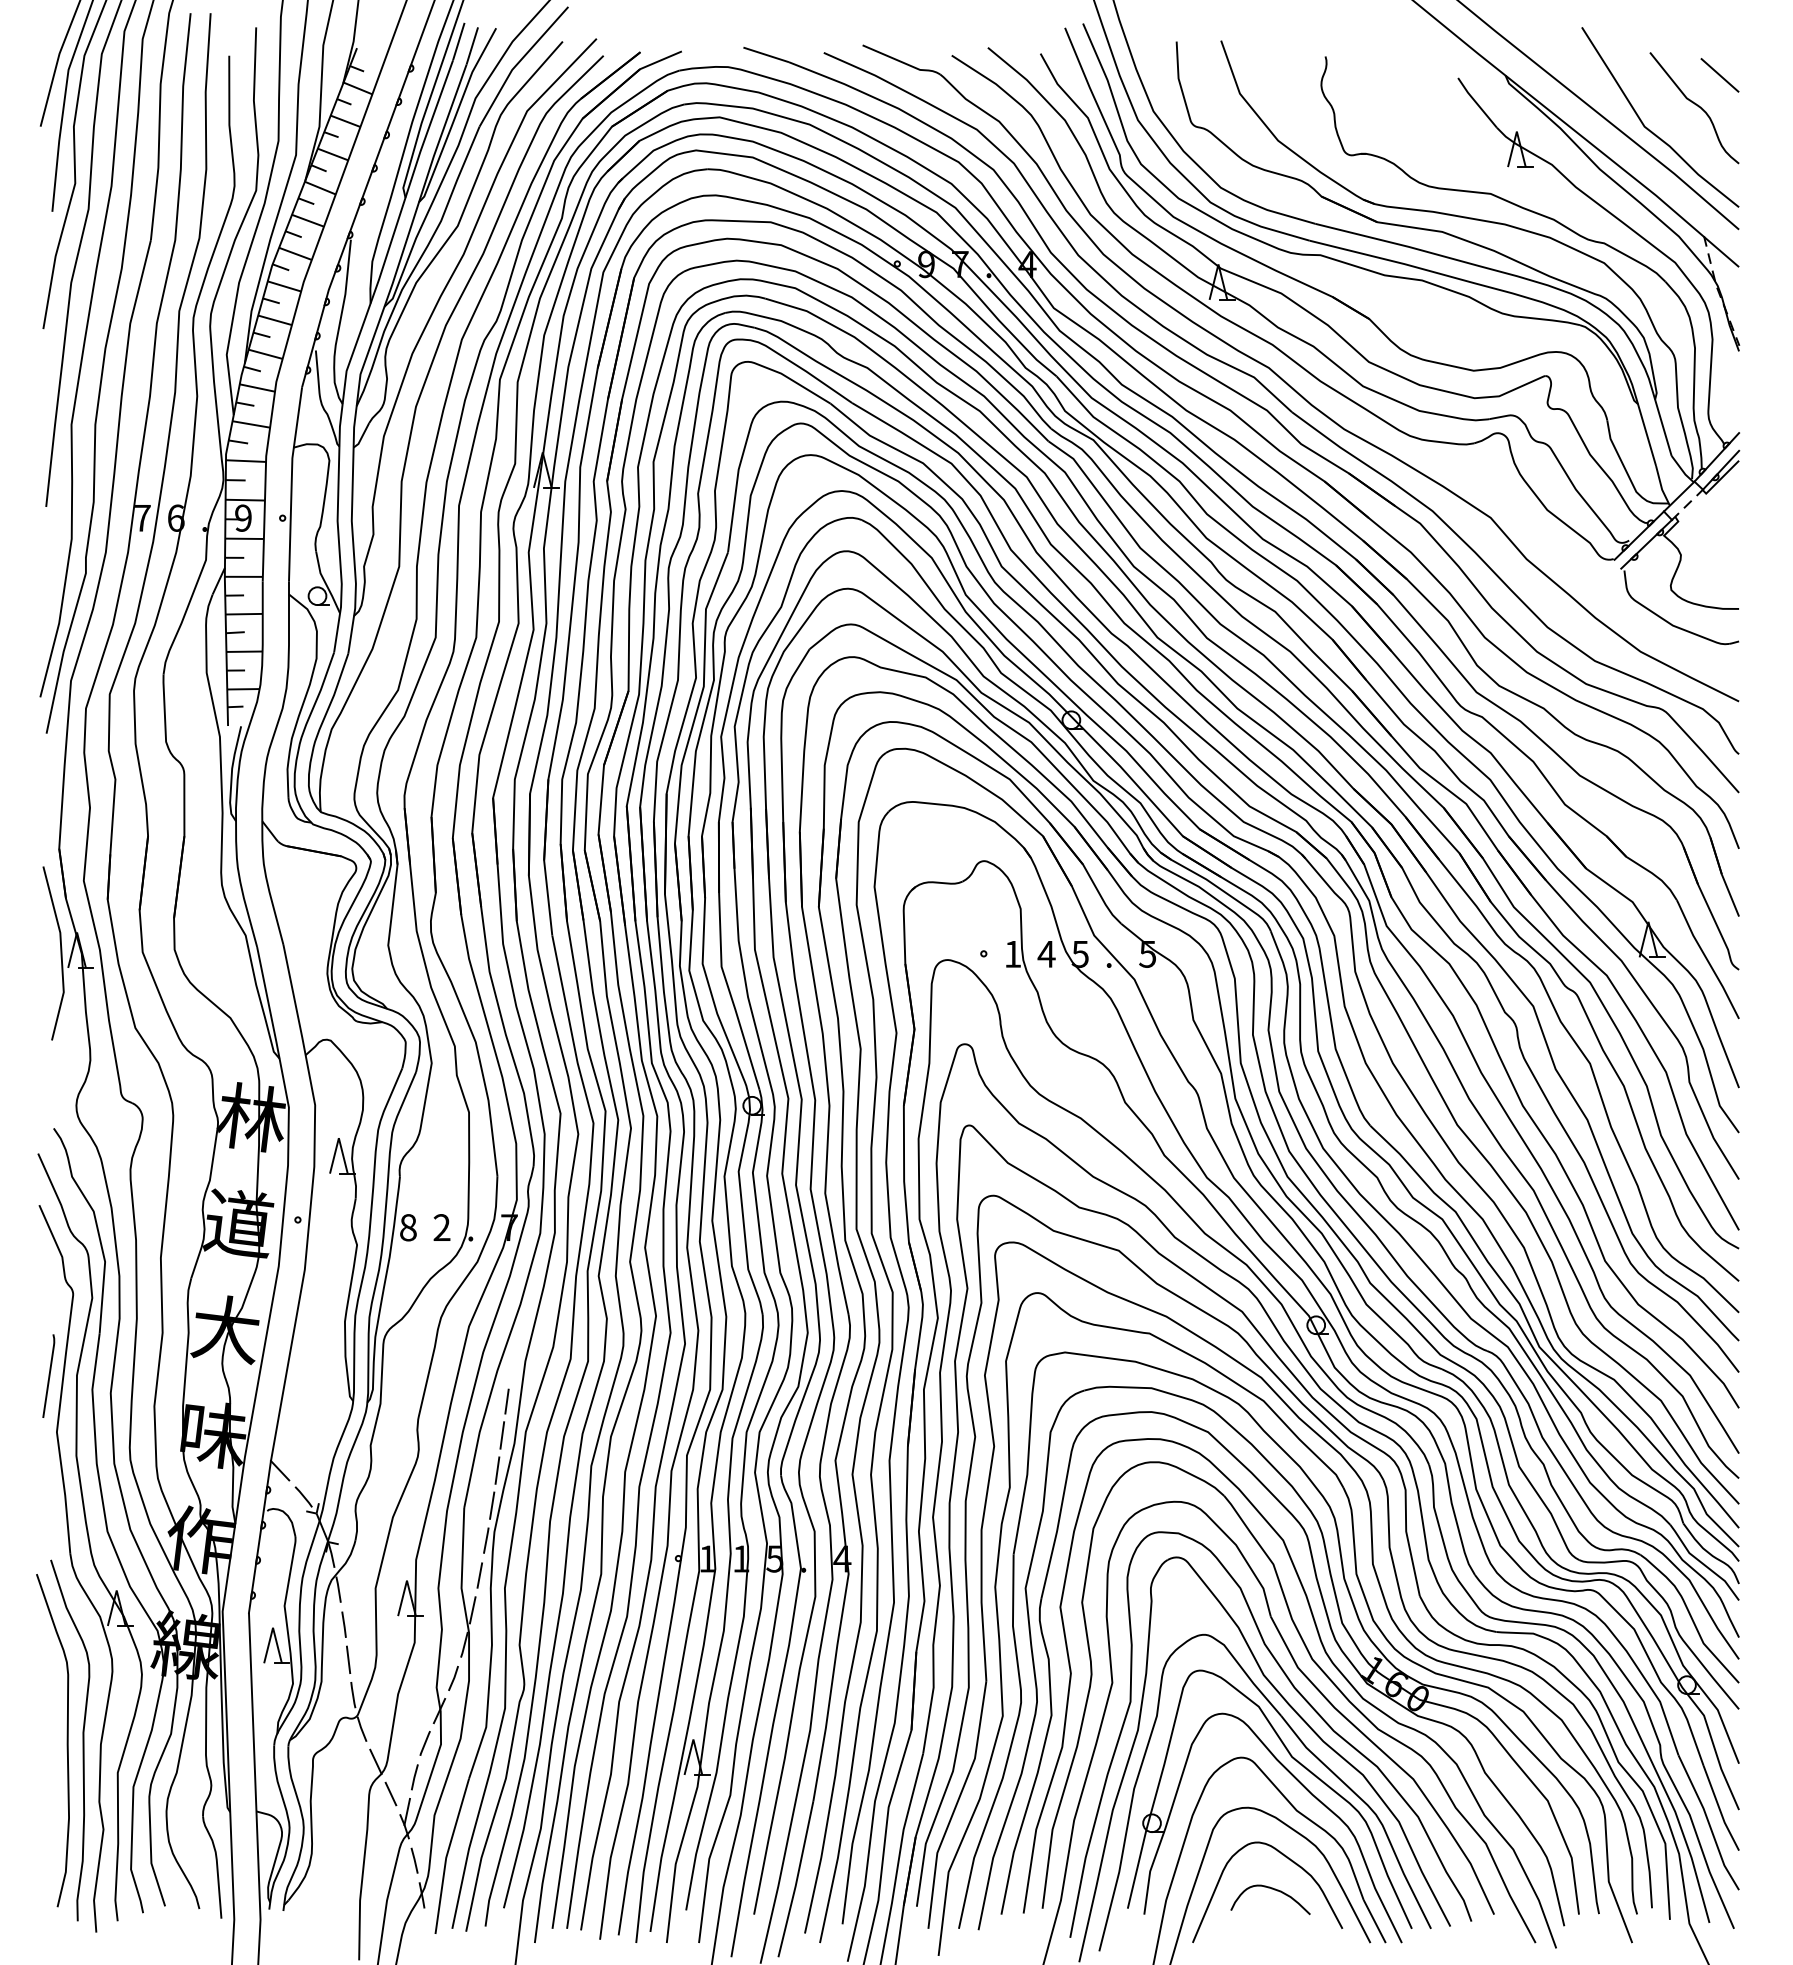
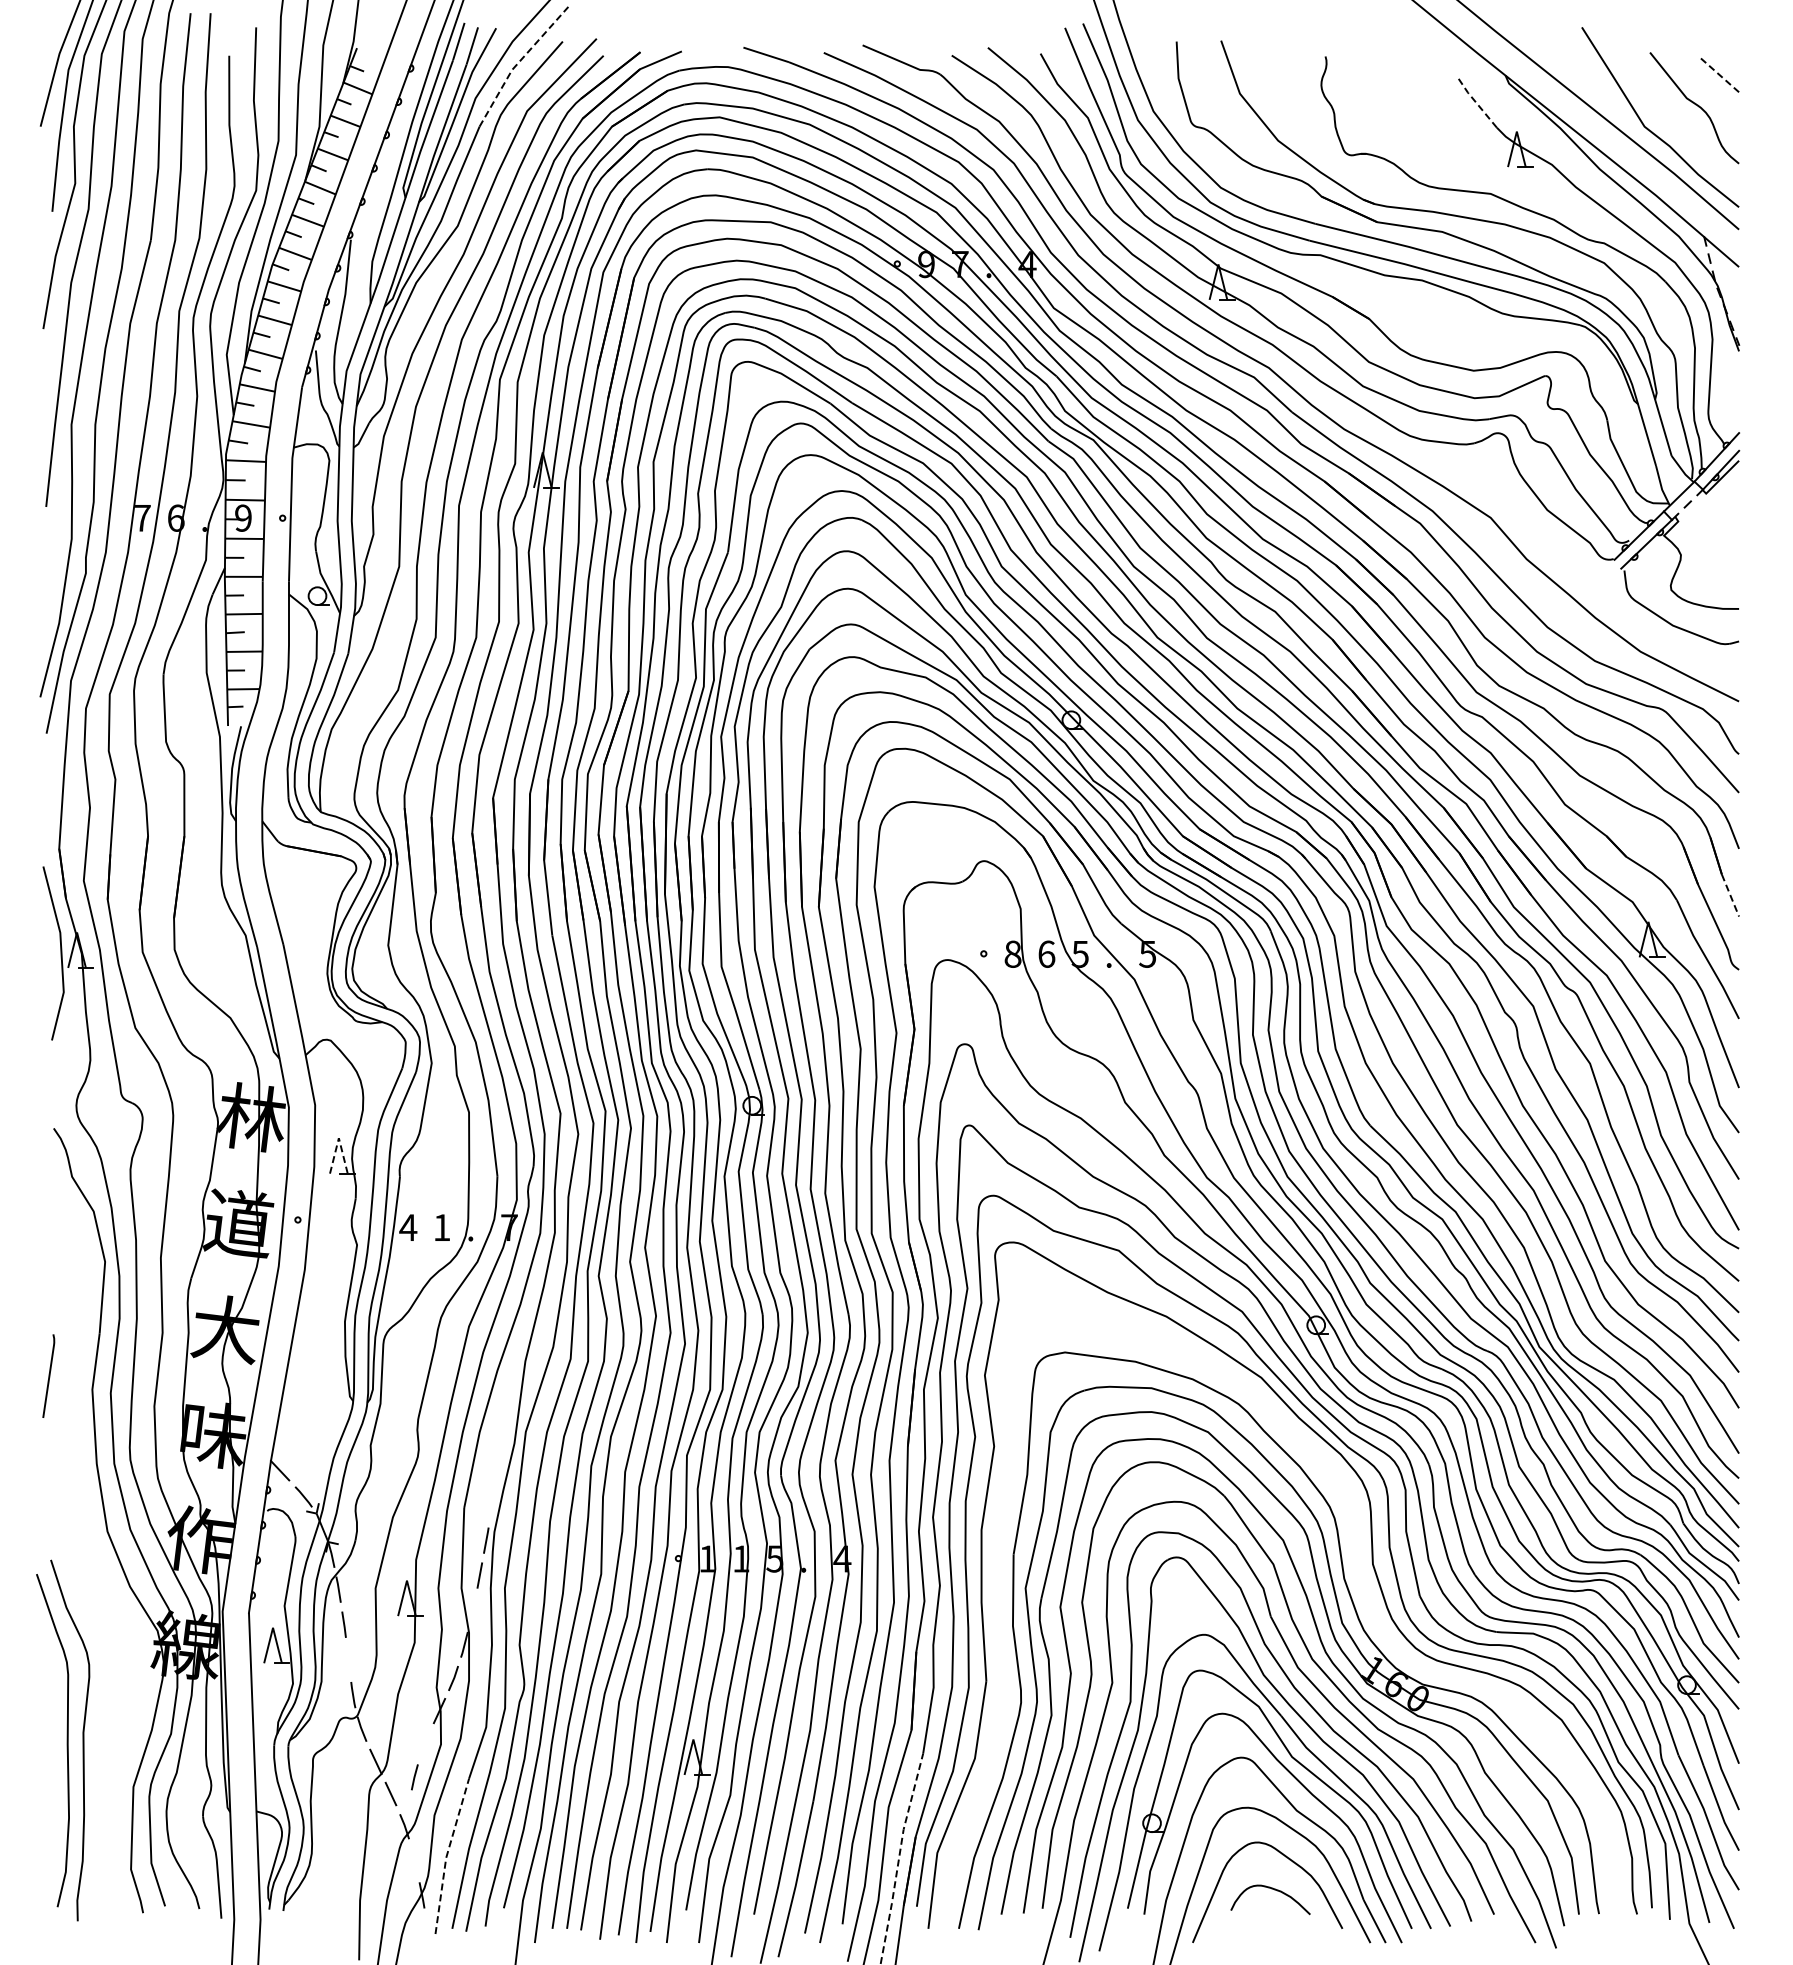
line: solid -> dashed (518, 63)
line: solid -> dashed (1720, 75)
line: solid -> dashed (1476, 102)
line: solid -> dashed (1730, 895)
text: 1 -> 8 (1012, 953)
text: 4 -> 6 (1046, 953)
line: solid -> dashed (338, 1138)
text: 8 -> 4 (408, 1227)
text: 2 -> 1 (441, 1227)
line: present -> none (506, 1401)
line: present -> none (502, 1435)
line: present -> none (497, 1470)
line: present -> none (492, 1505)
part: present -> none (89, 1542)
part: present -> none (1362, 1594)
line: present -> none (472, 1610)
line: present -> none (348, 1659)
line: present -> none (424, 1743)
line: present -> none (406, 1811)
line: solid -> dashed (447, 1855)
line: solid -> dashed (899, 1858)
line: present -> none (414, 1860)
